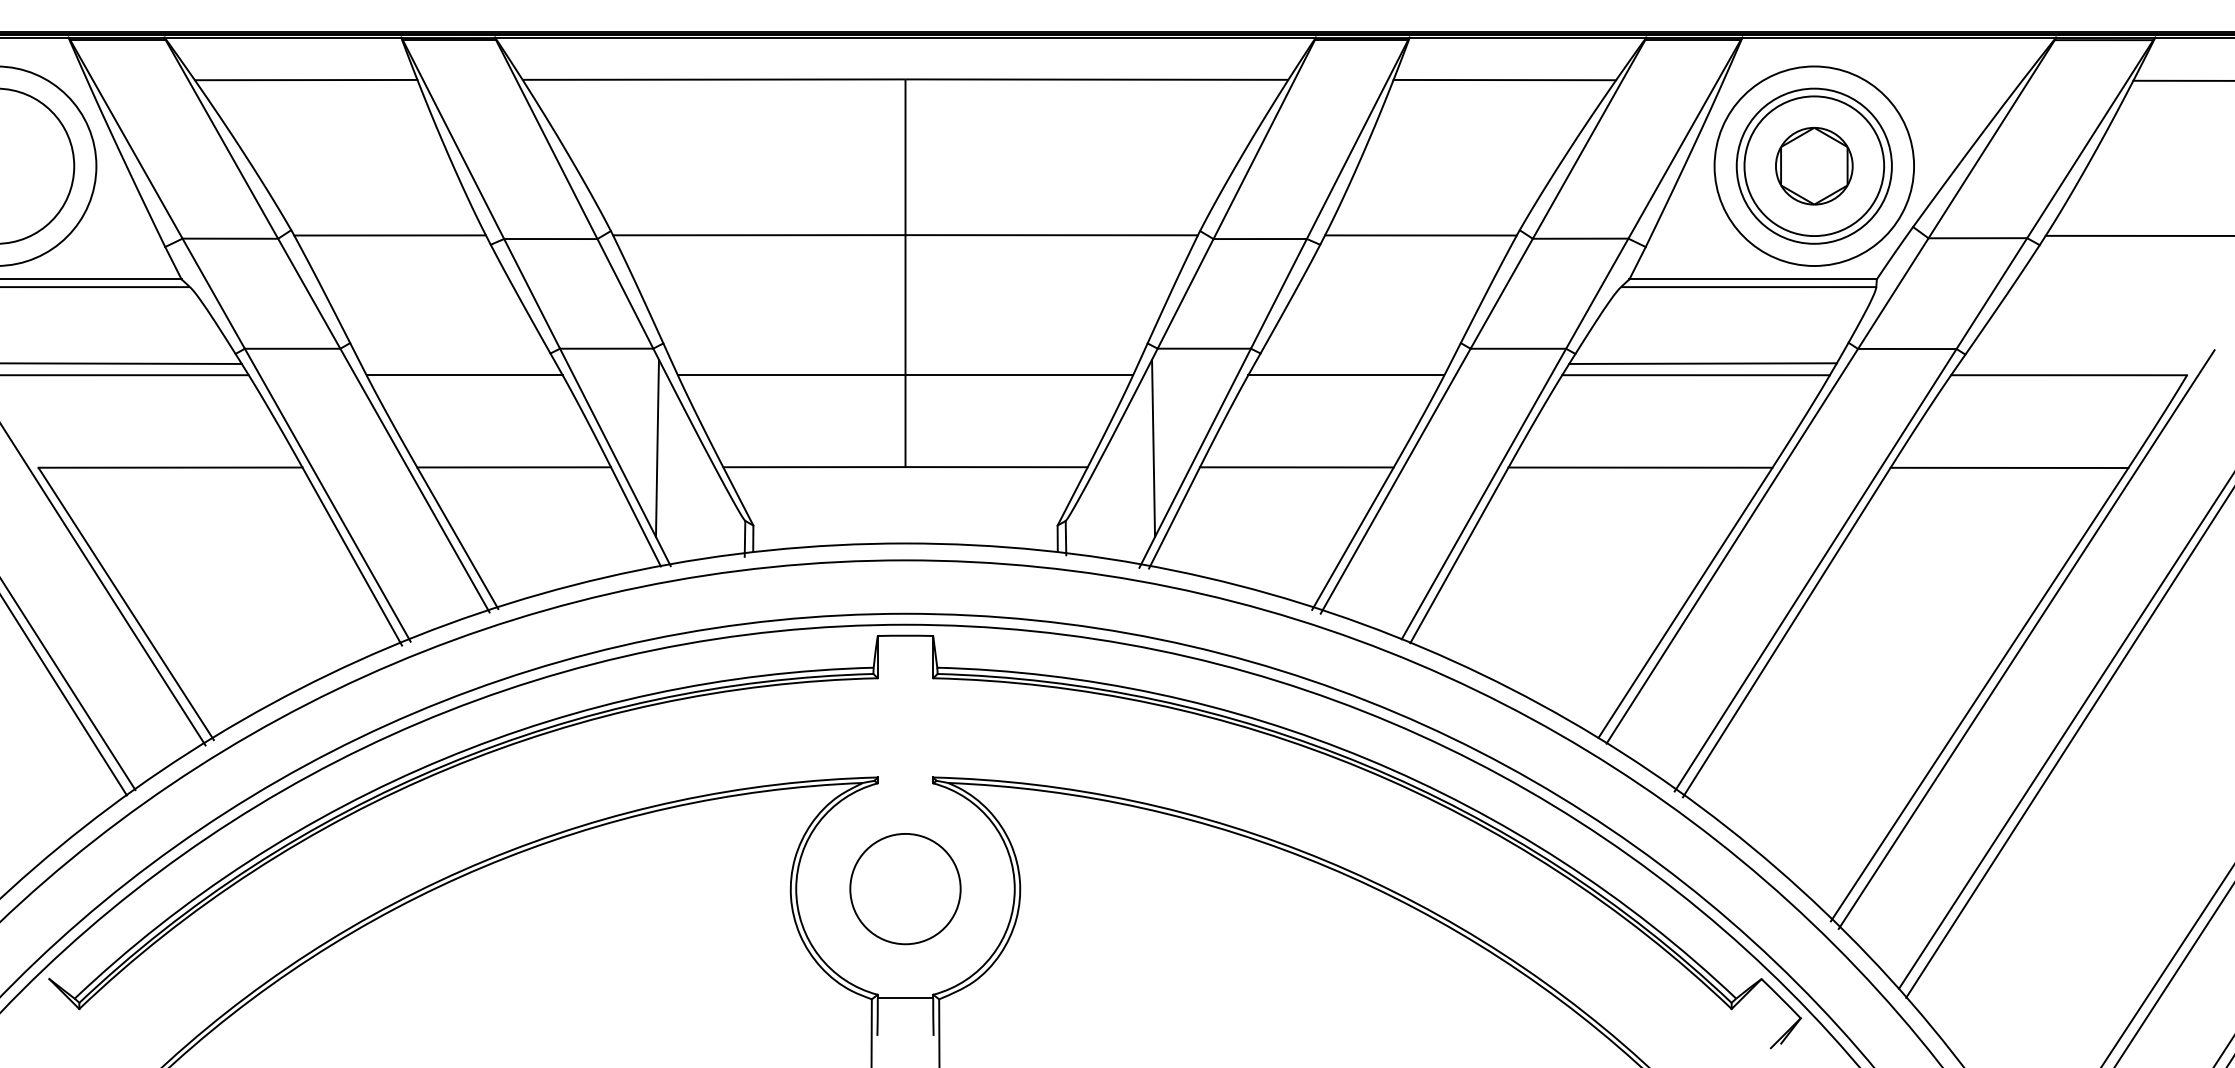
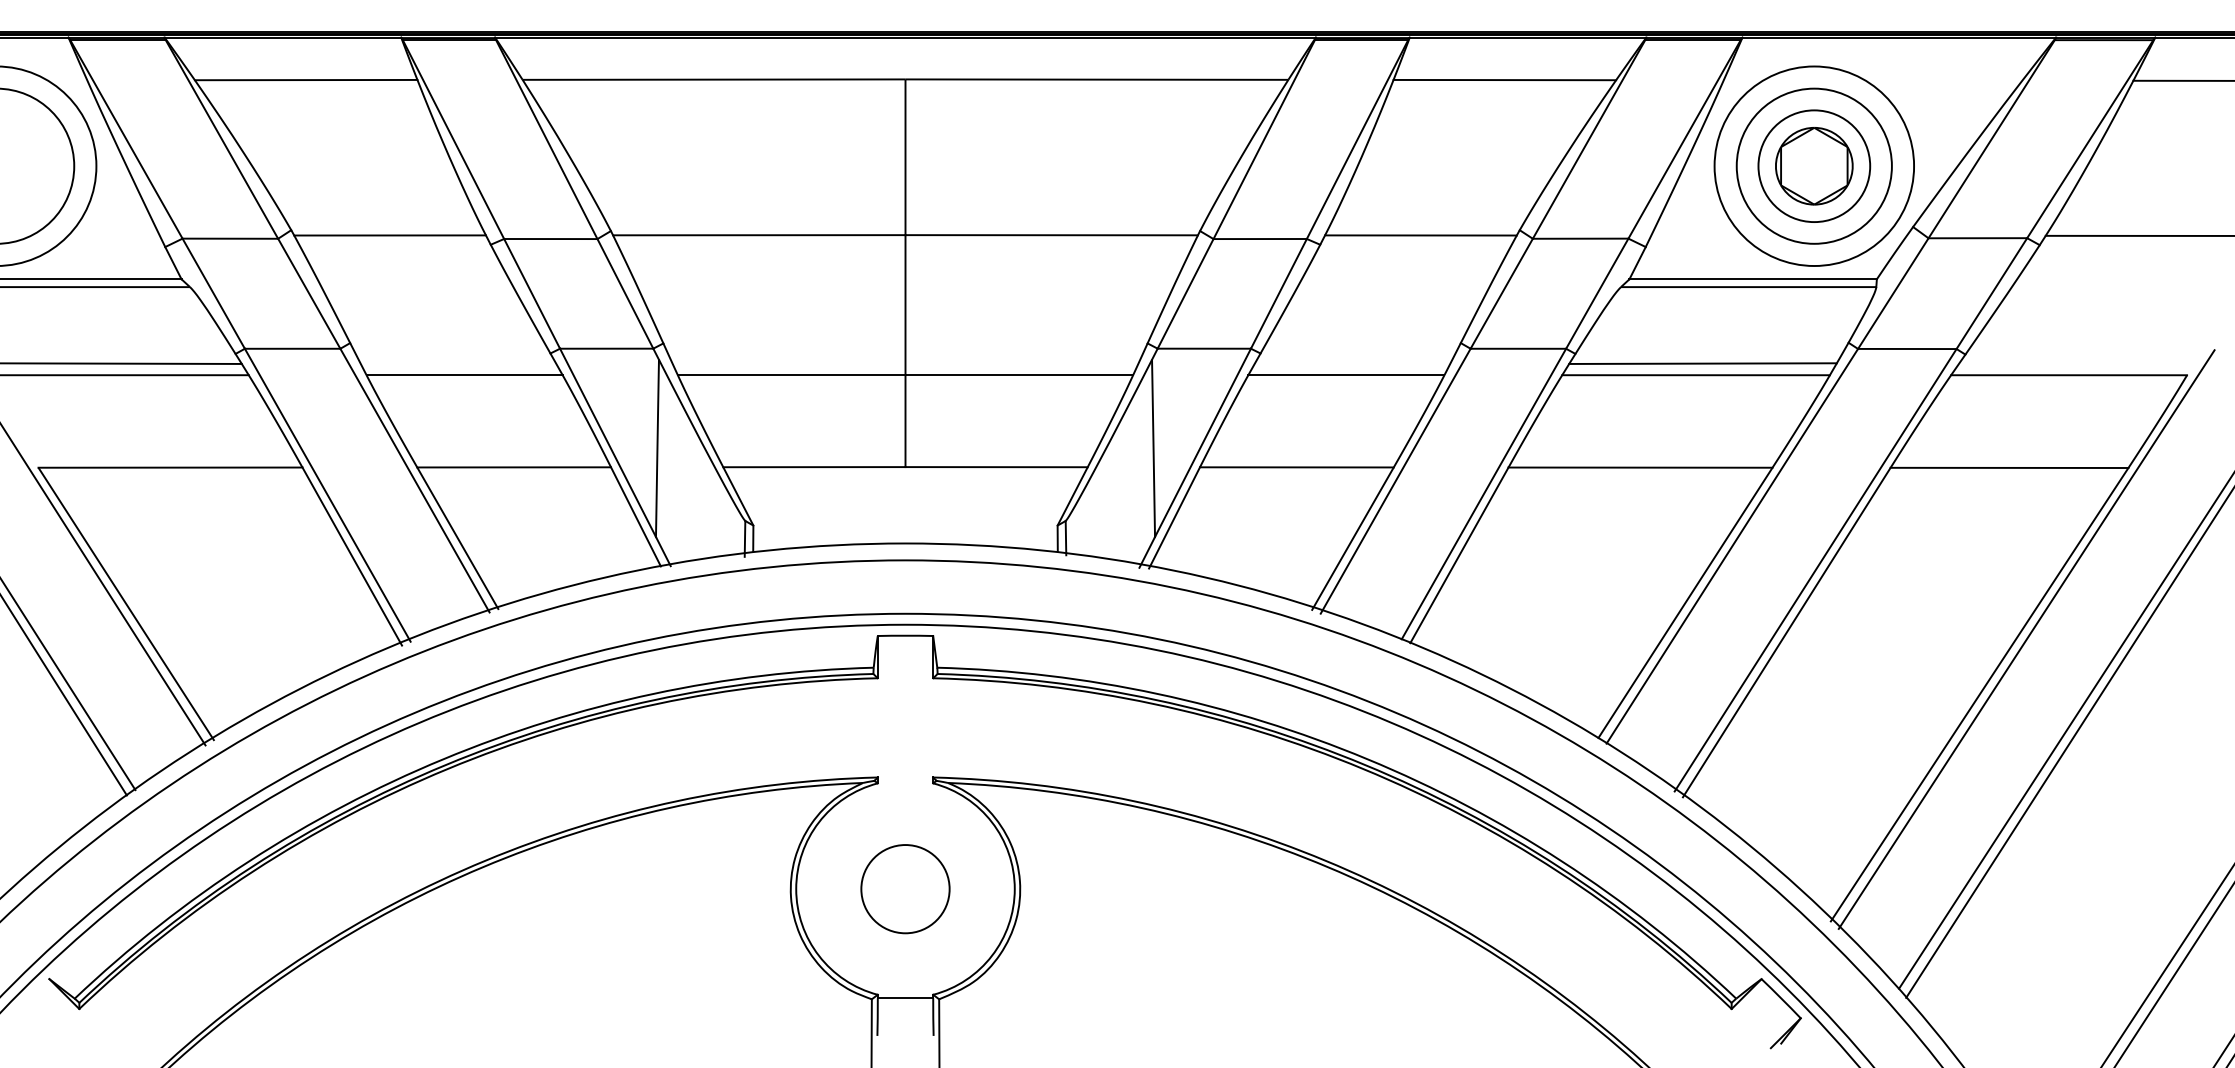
circle diameter: 140 px -> 112 px (1814, 166)
circle size: 113x113 px -> 91x91 px (905, 889)
